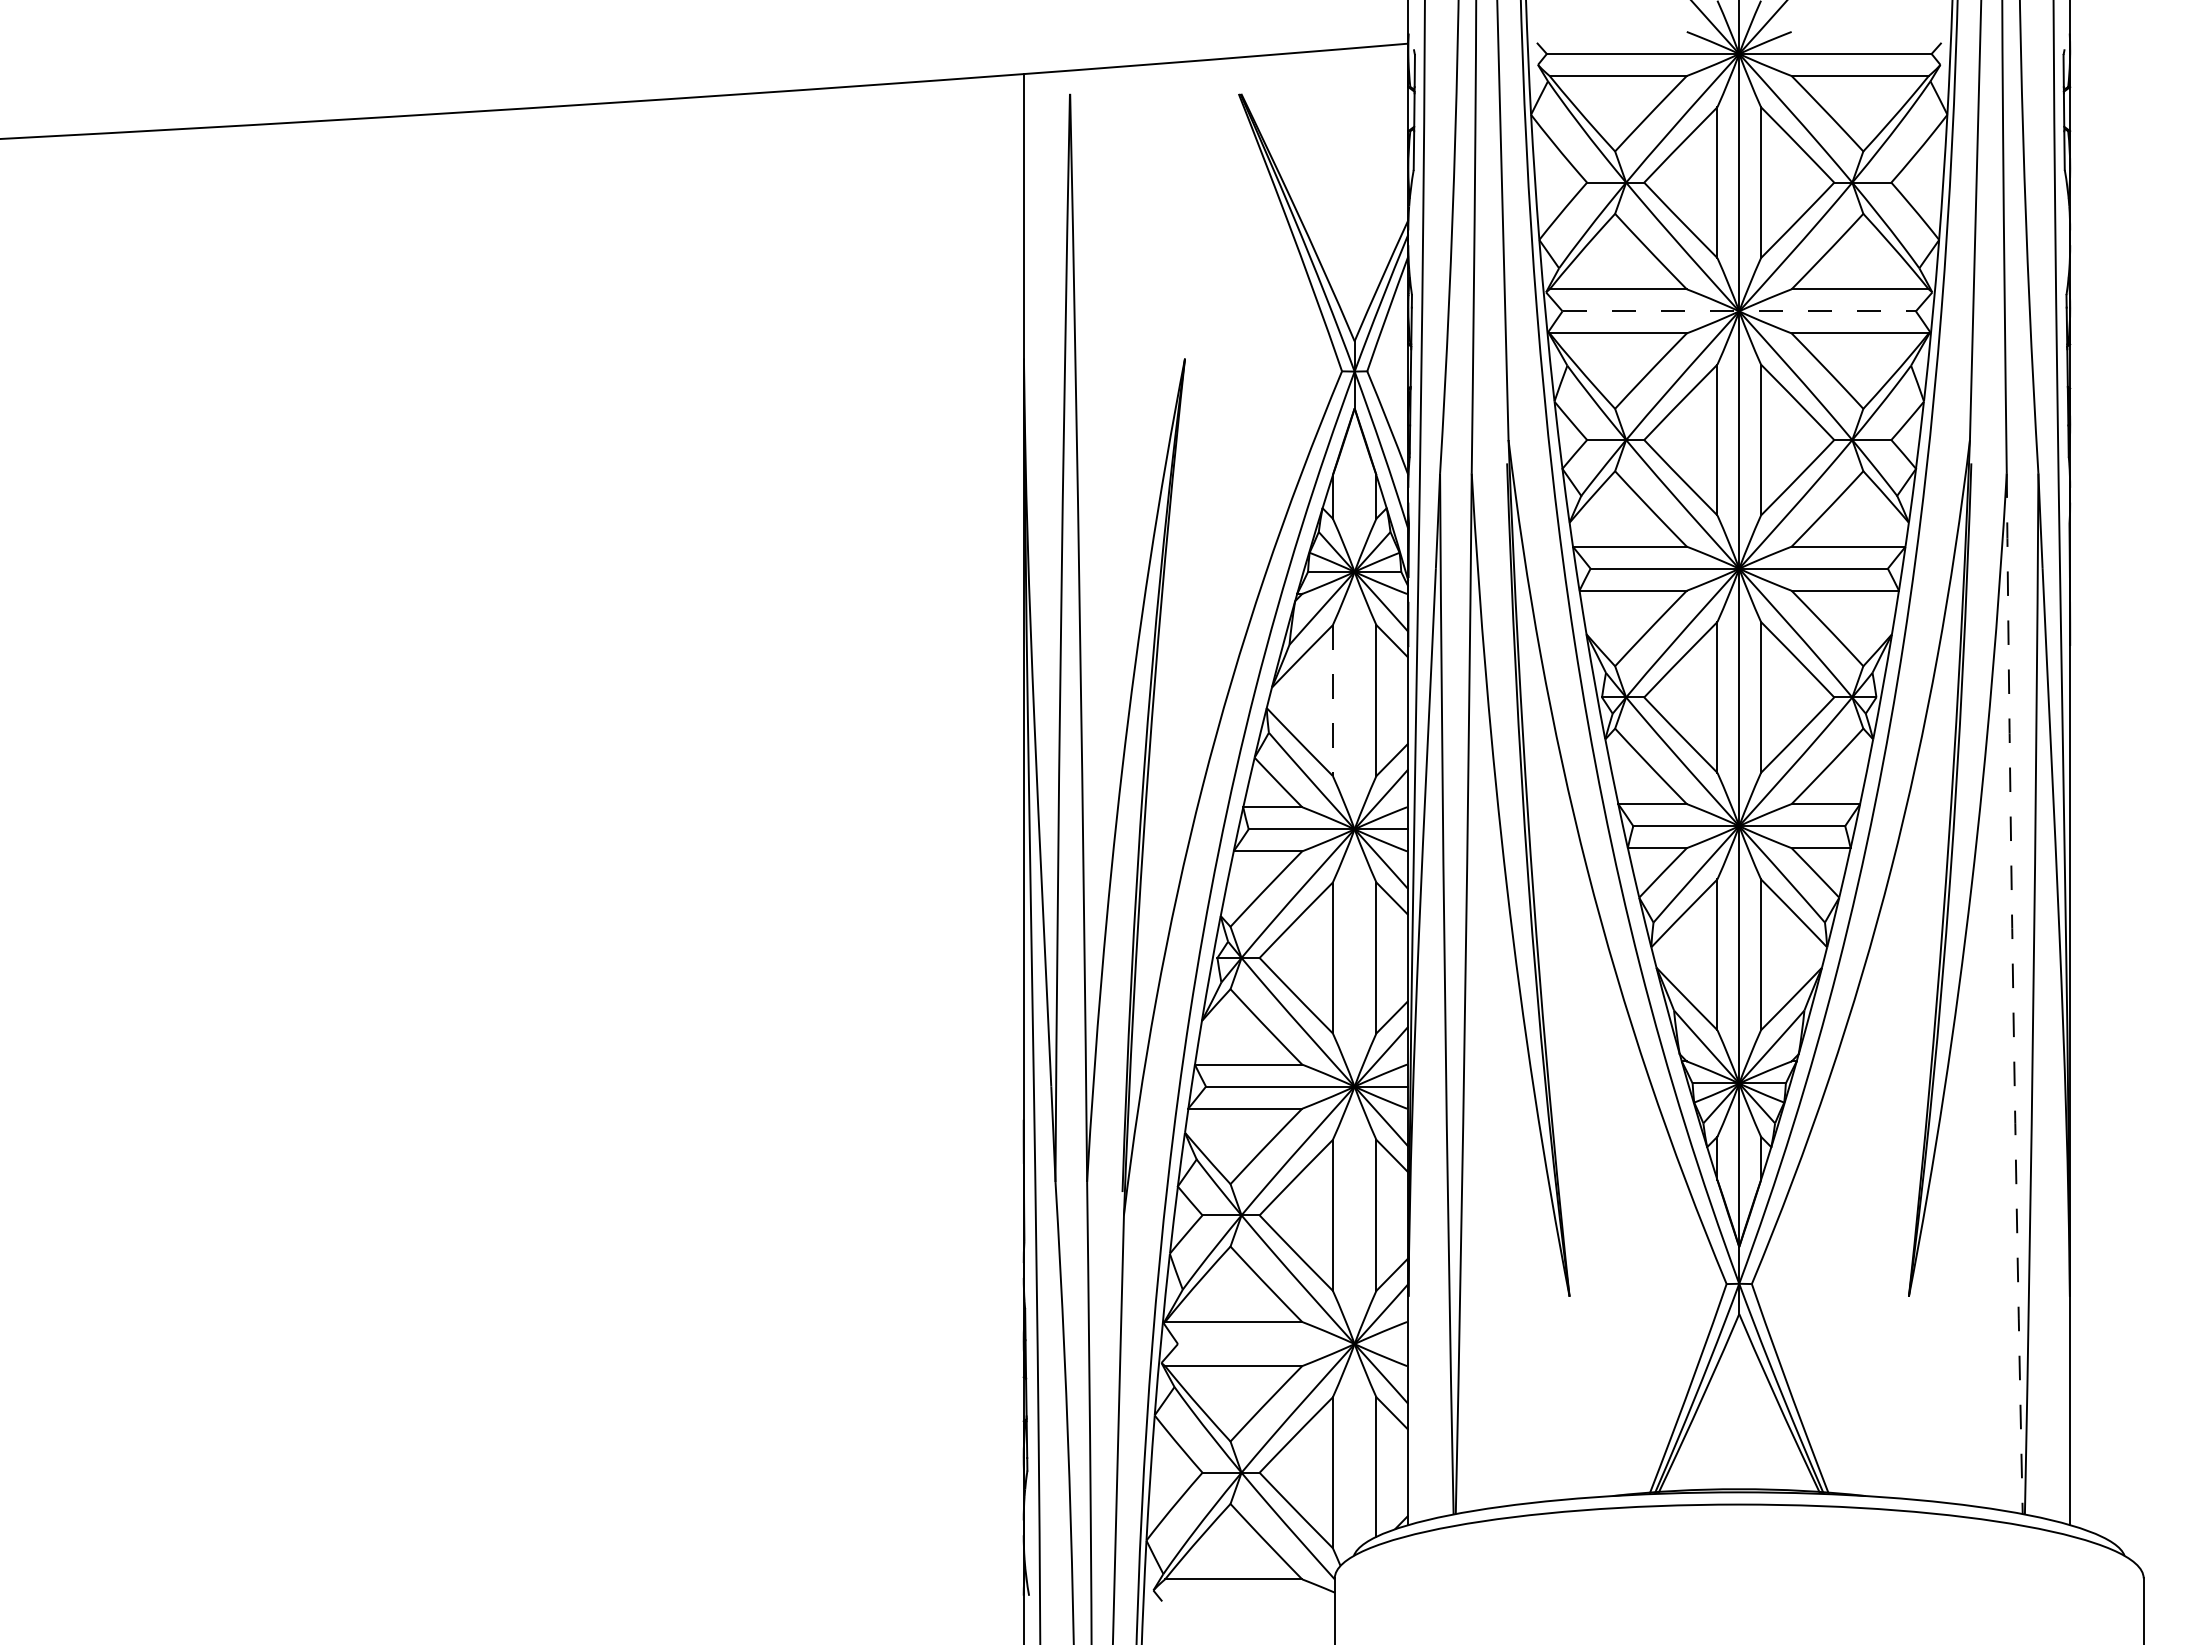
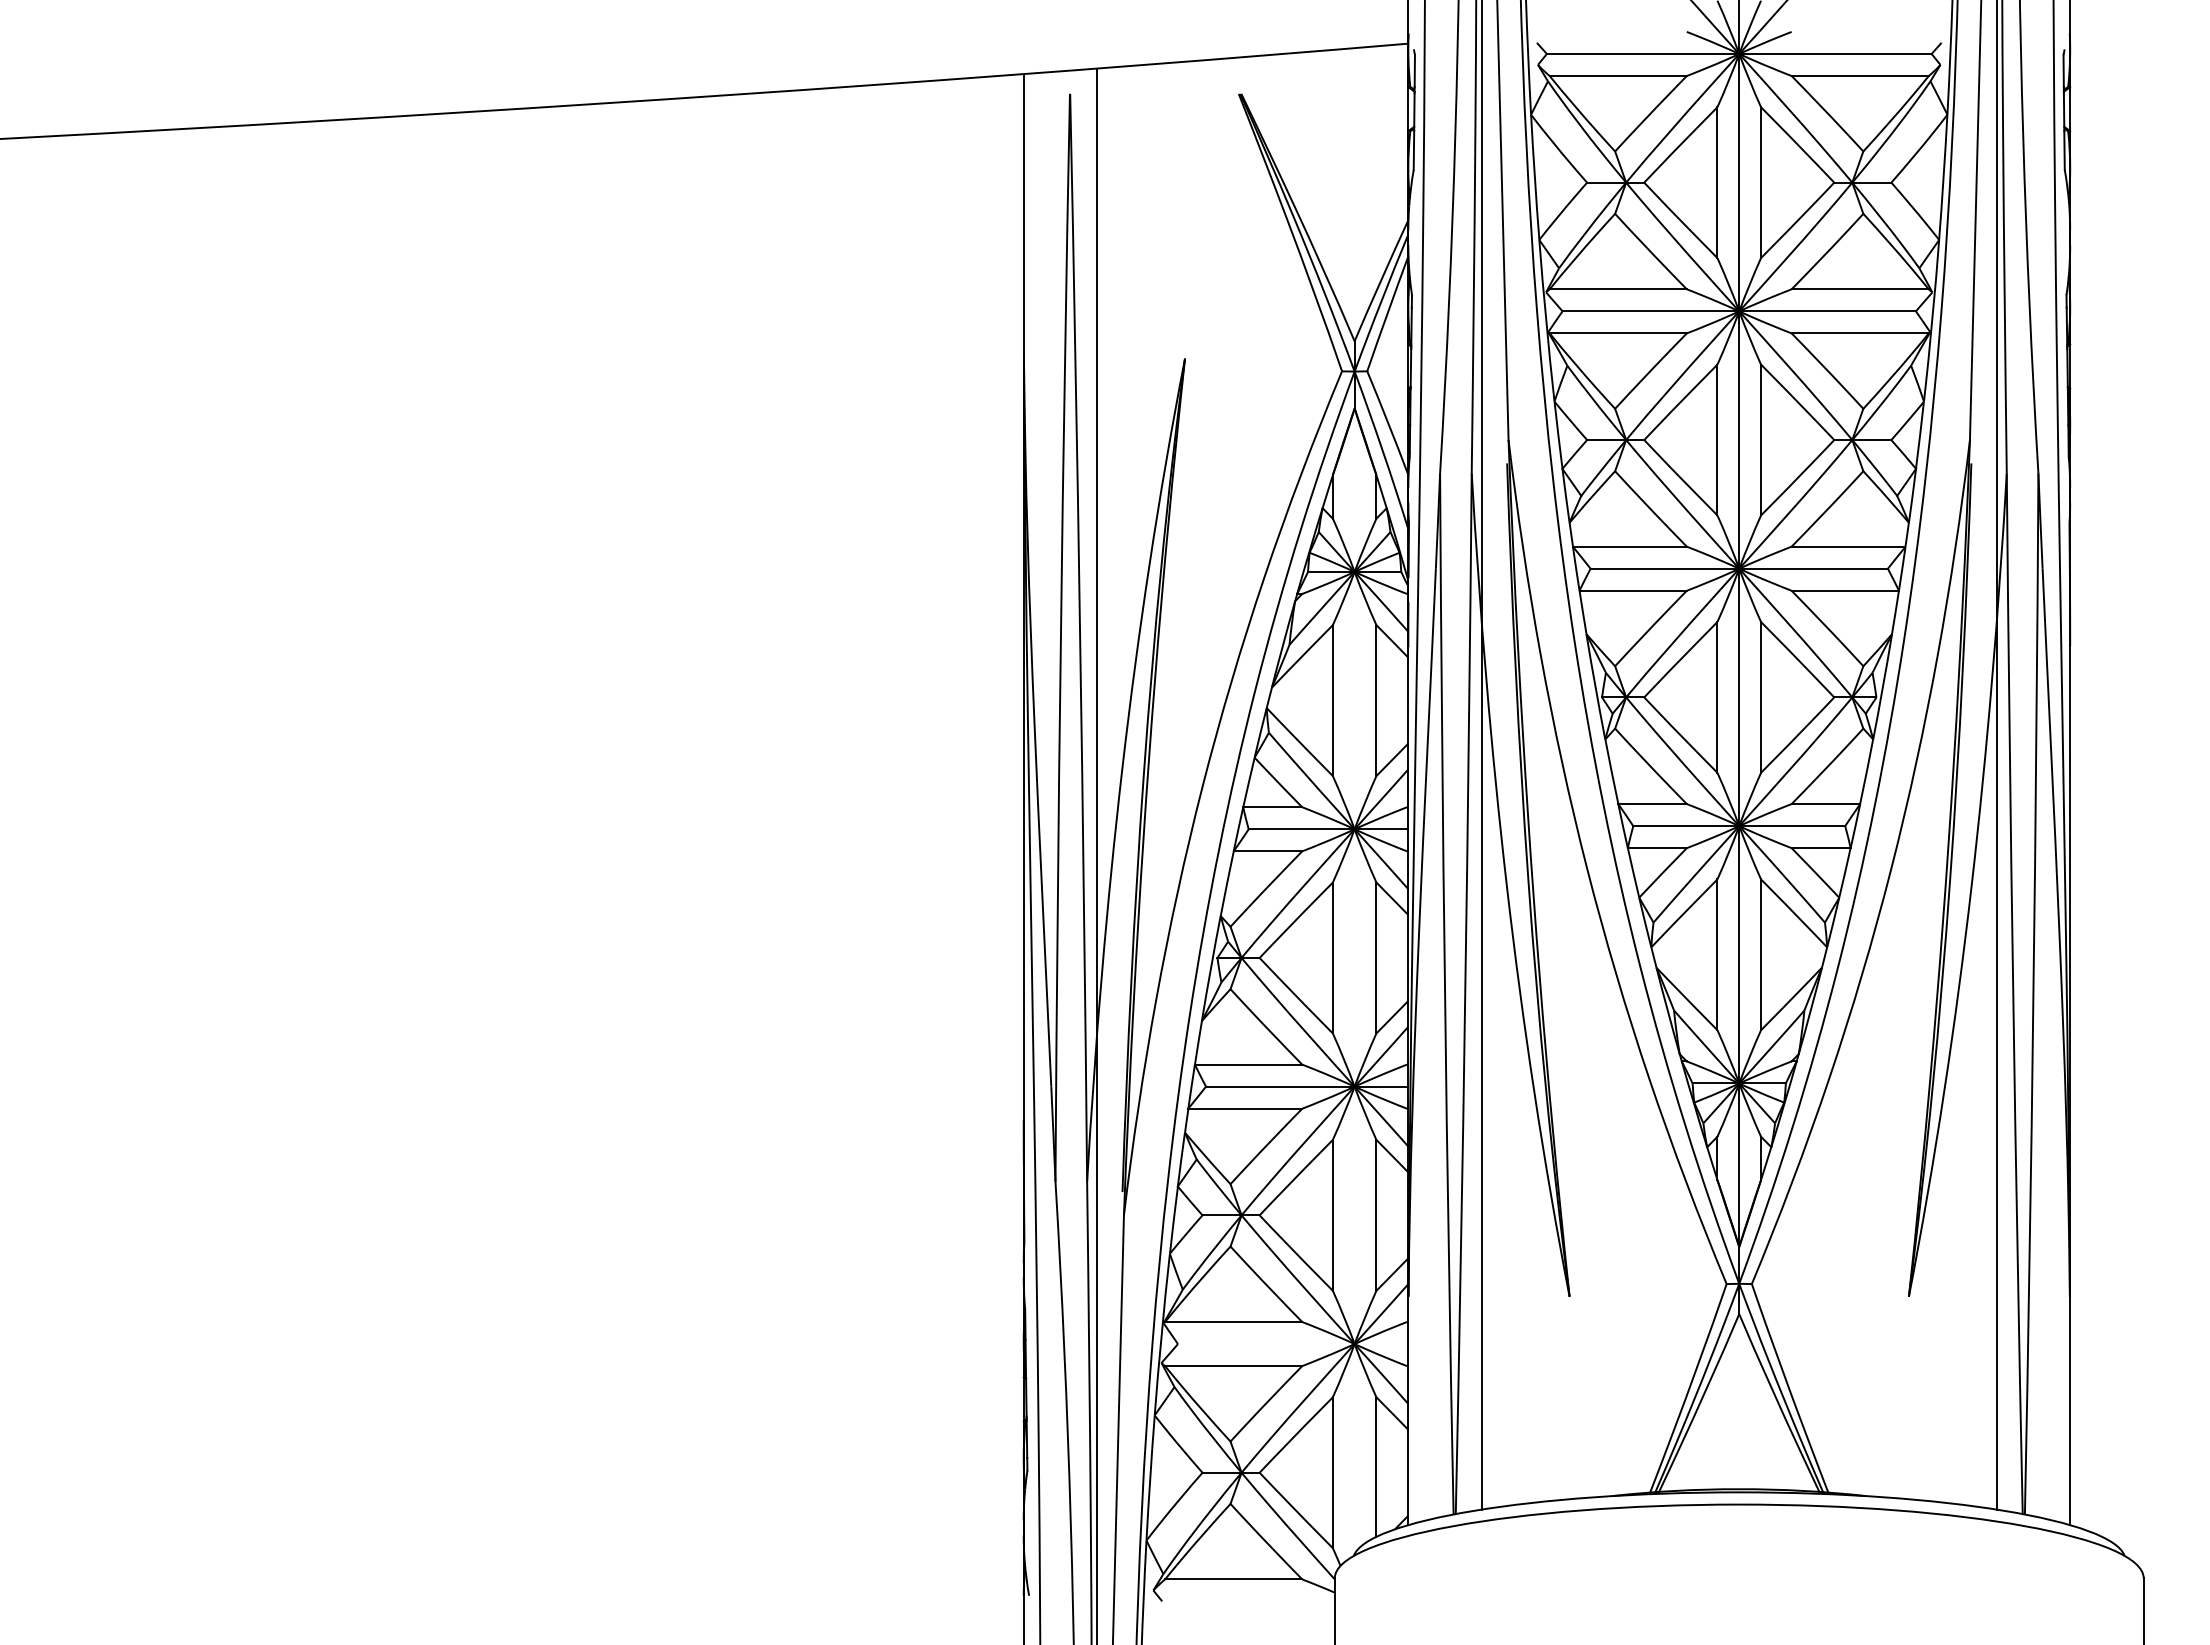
line: dashed -> solid (1739, 311)
line: dashed -> solid (1332, 701)
line: none -> present (1481, 755)
line: none -> present (1996, 755)
line: none -> present (1097, 854)
arc: dashed -> solid (2013, 993)
